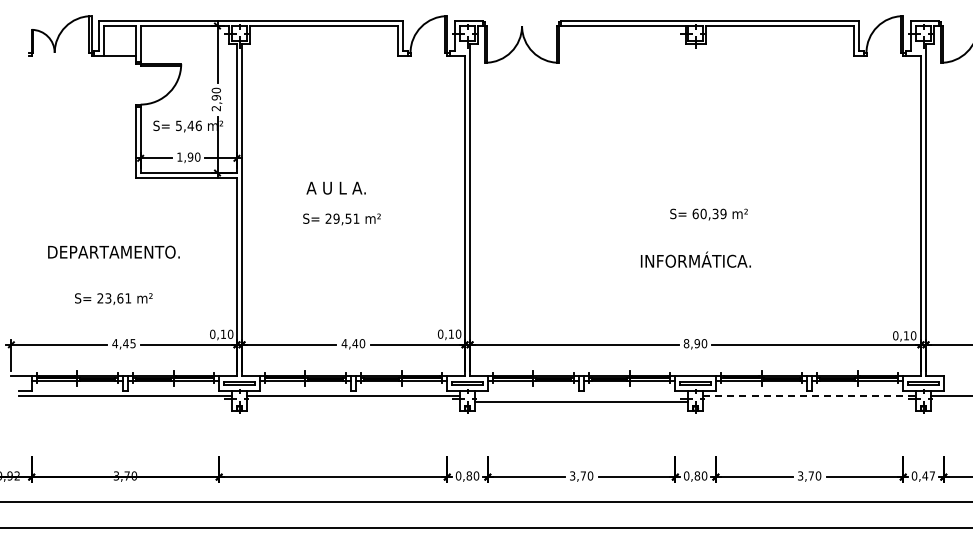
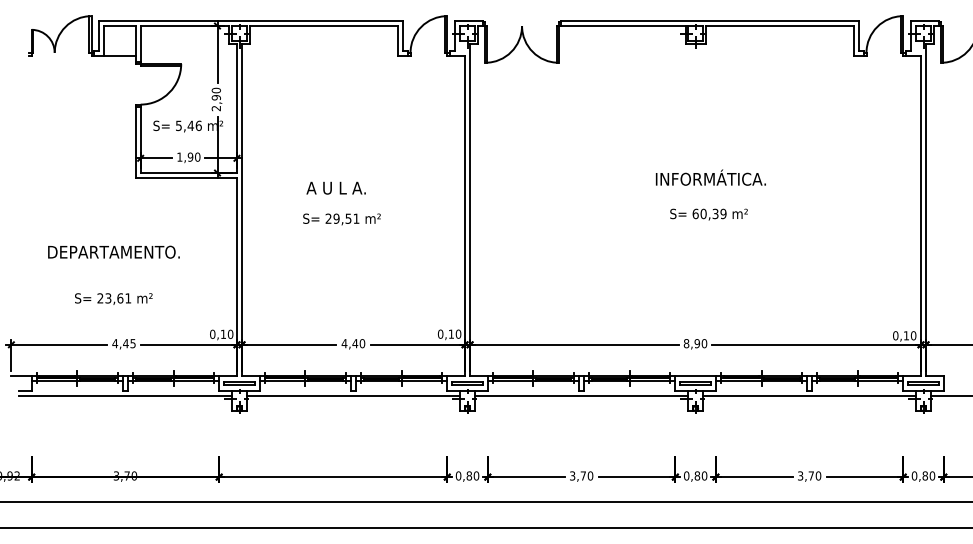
text position: (695, 259) -> (710, 177) (710, 177)
line: dashed -> solid (810, 396)
line position: (581, 402) -> (581, 396) (581, 396)
text: 0,47 -> 0,80 (928, 475)
